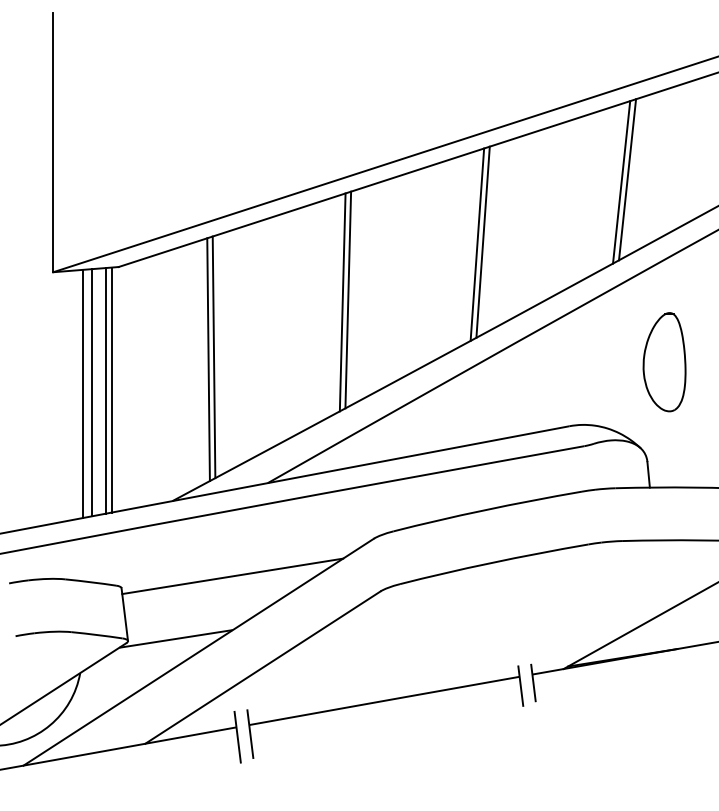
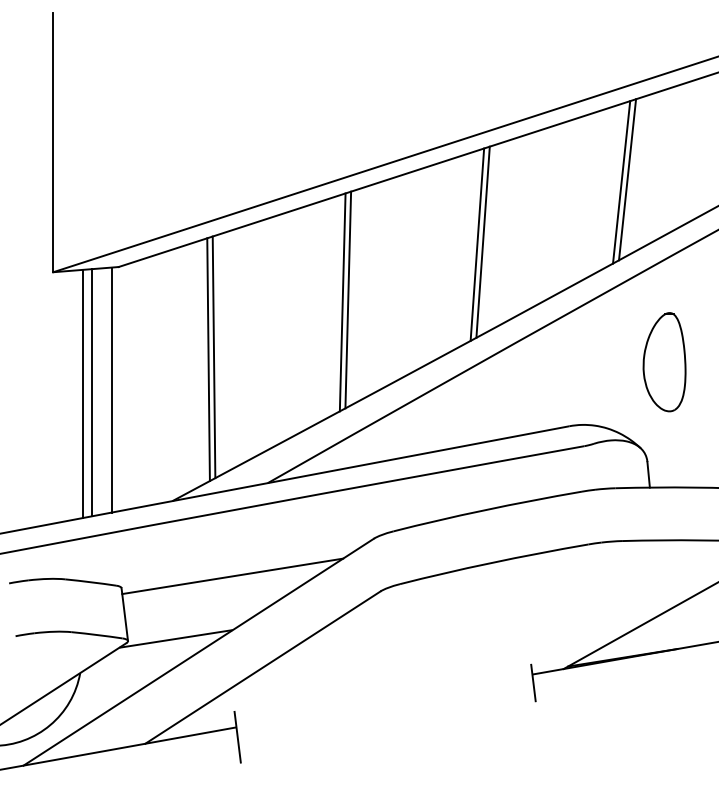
line: present -> none (106, 390)
part: present -> none (382, 702)
